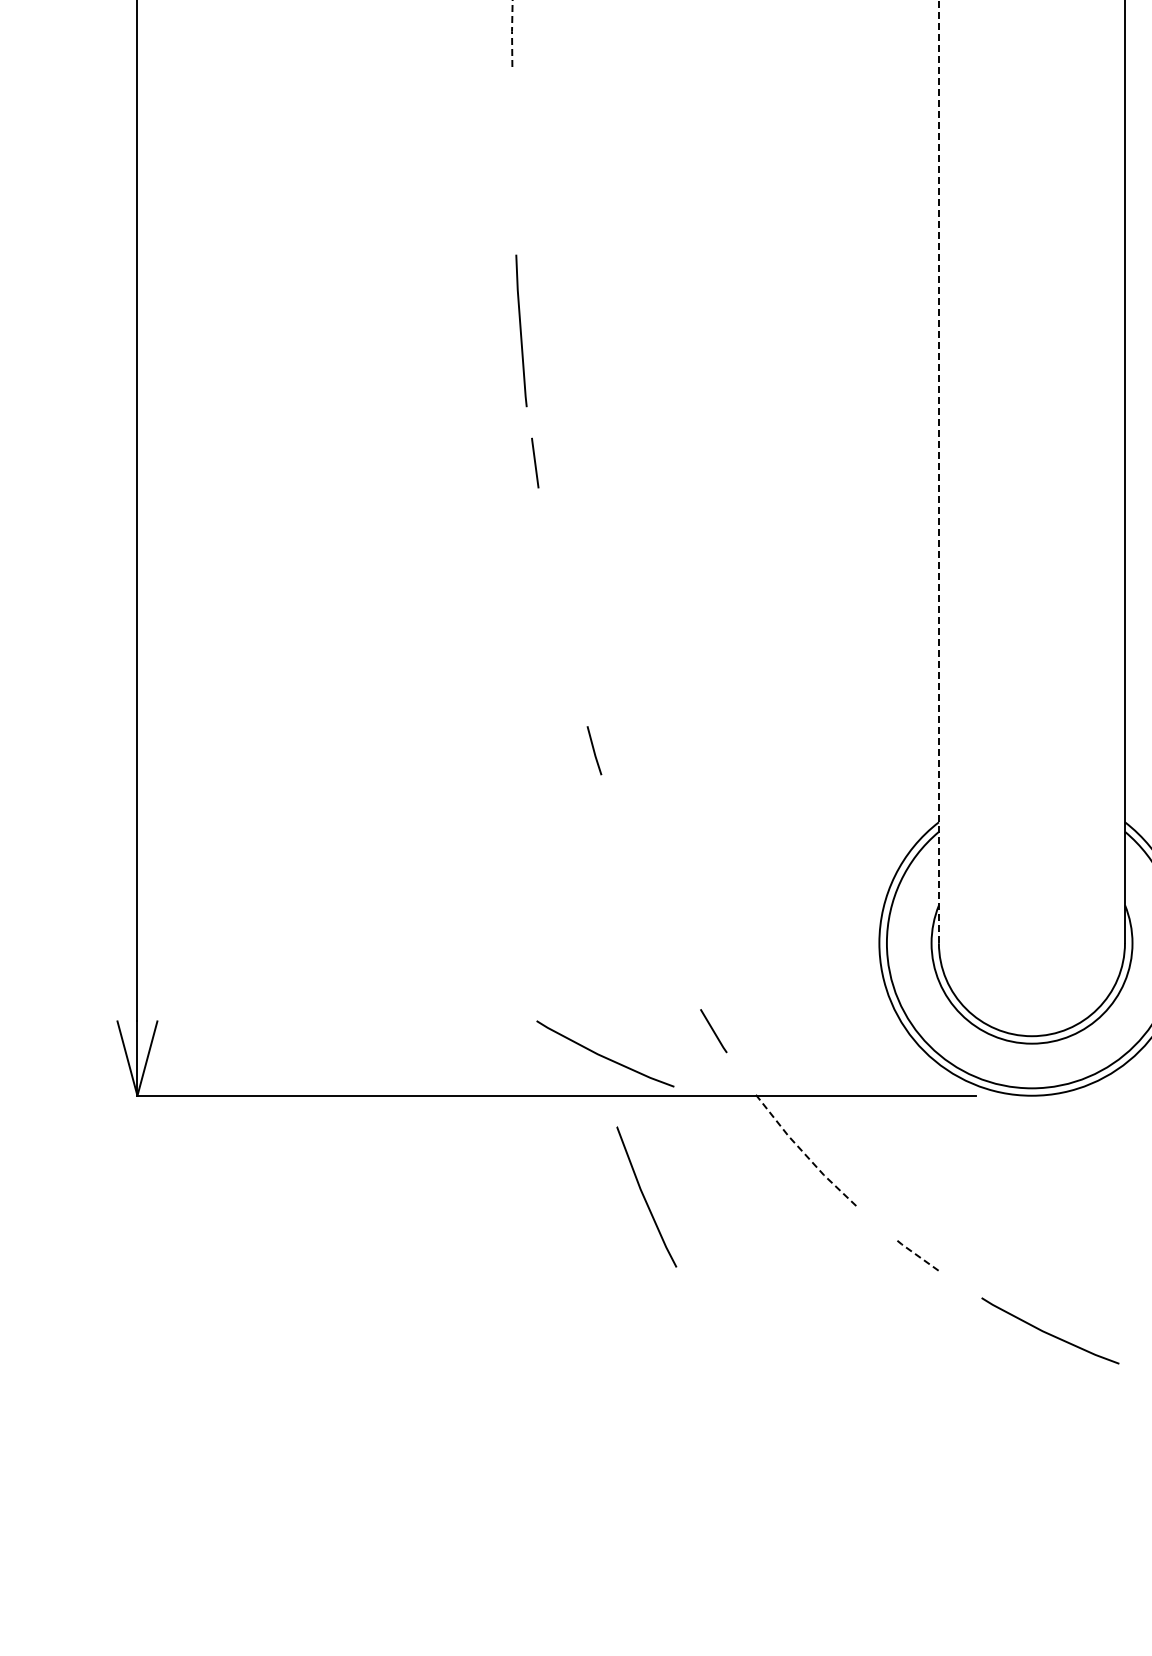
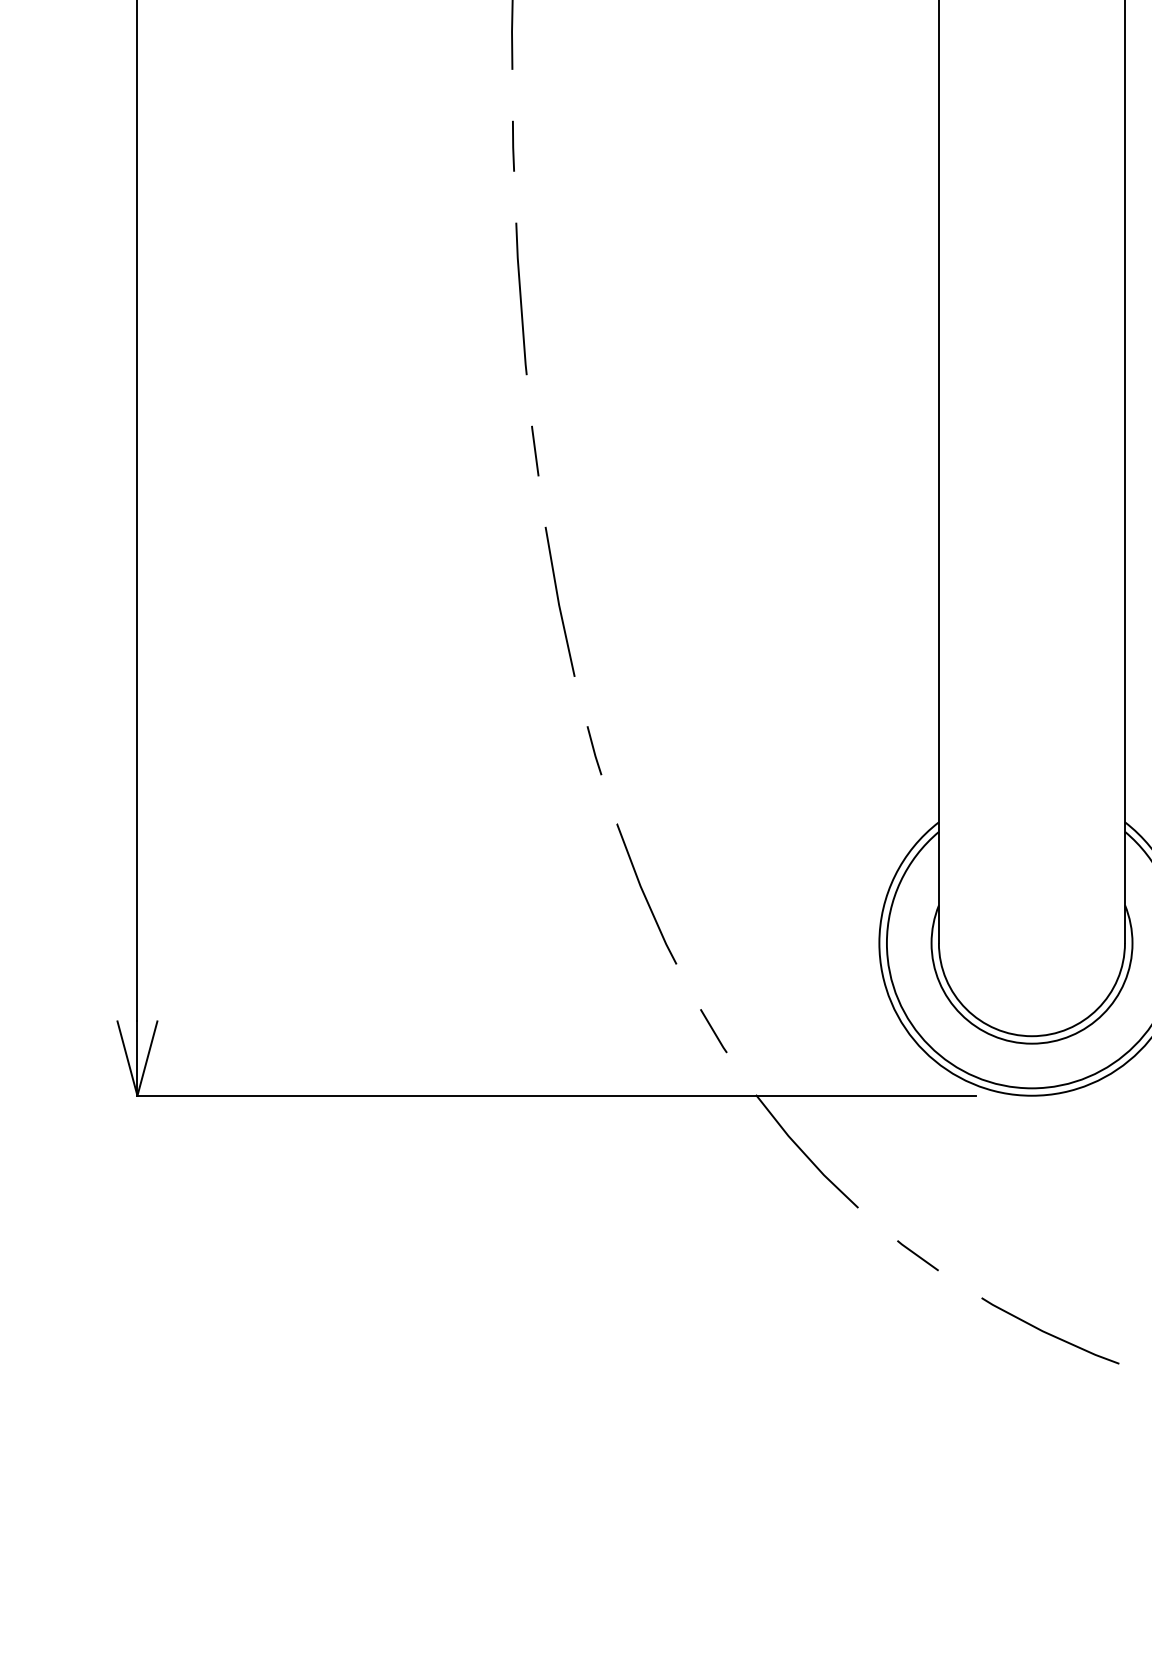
line: dashed -> solid (512, 35)
line: none -> present (513, 145)
line position: (521, 330) -> (521, 298) (521, 298)
line position: (535, 462) -> (535, 450) (535, 450)
line: dashed -> solid (938, 471)
line: none -> present (559, 601)
line: present -> none (603, 1055)
line: dashed -> solid (804, 1153)
line position: (645, 1197) -> (645, 894) (645, 894)
line: dashed -> solid (917, 1255)
